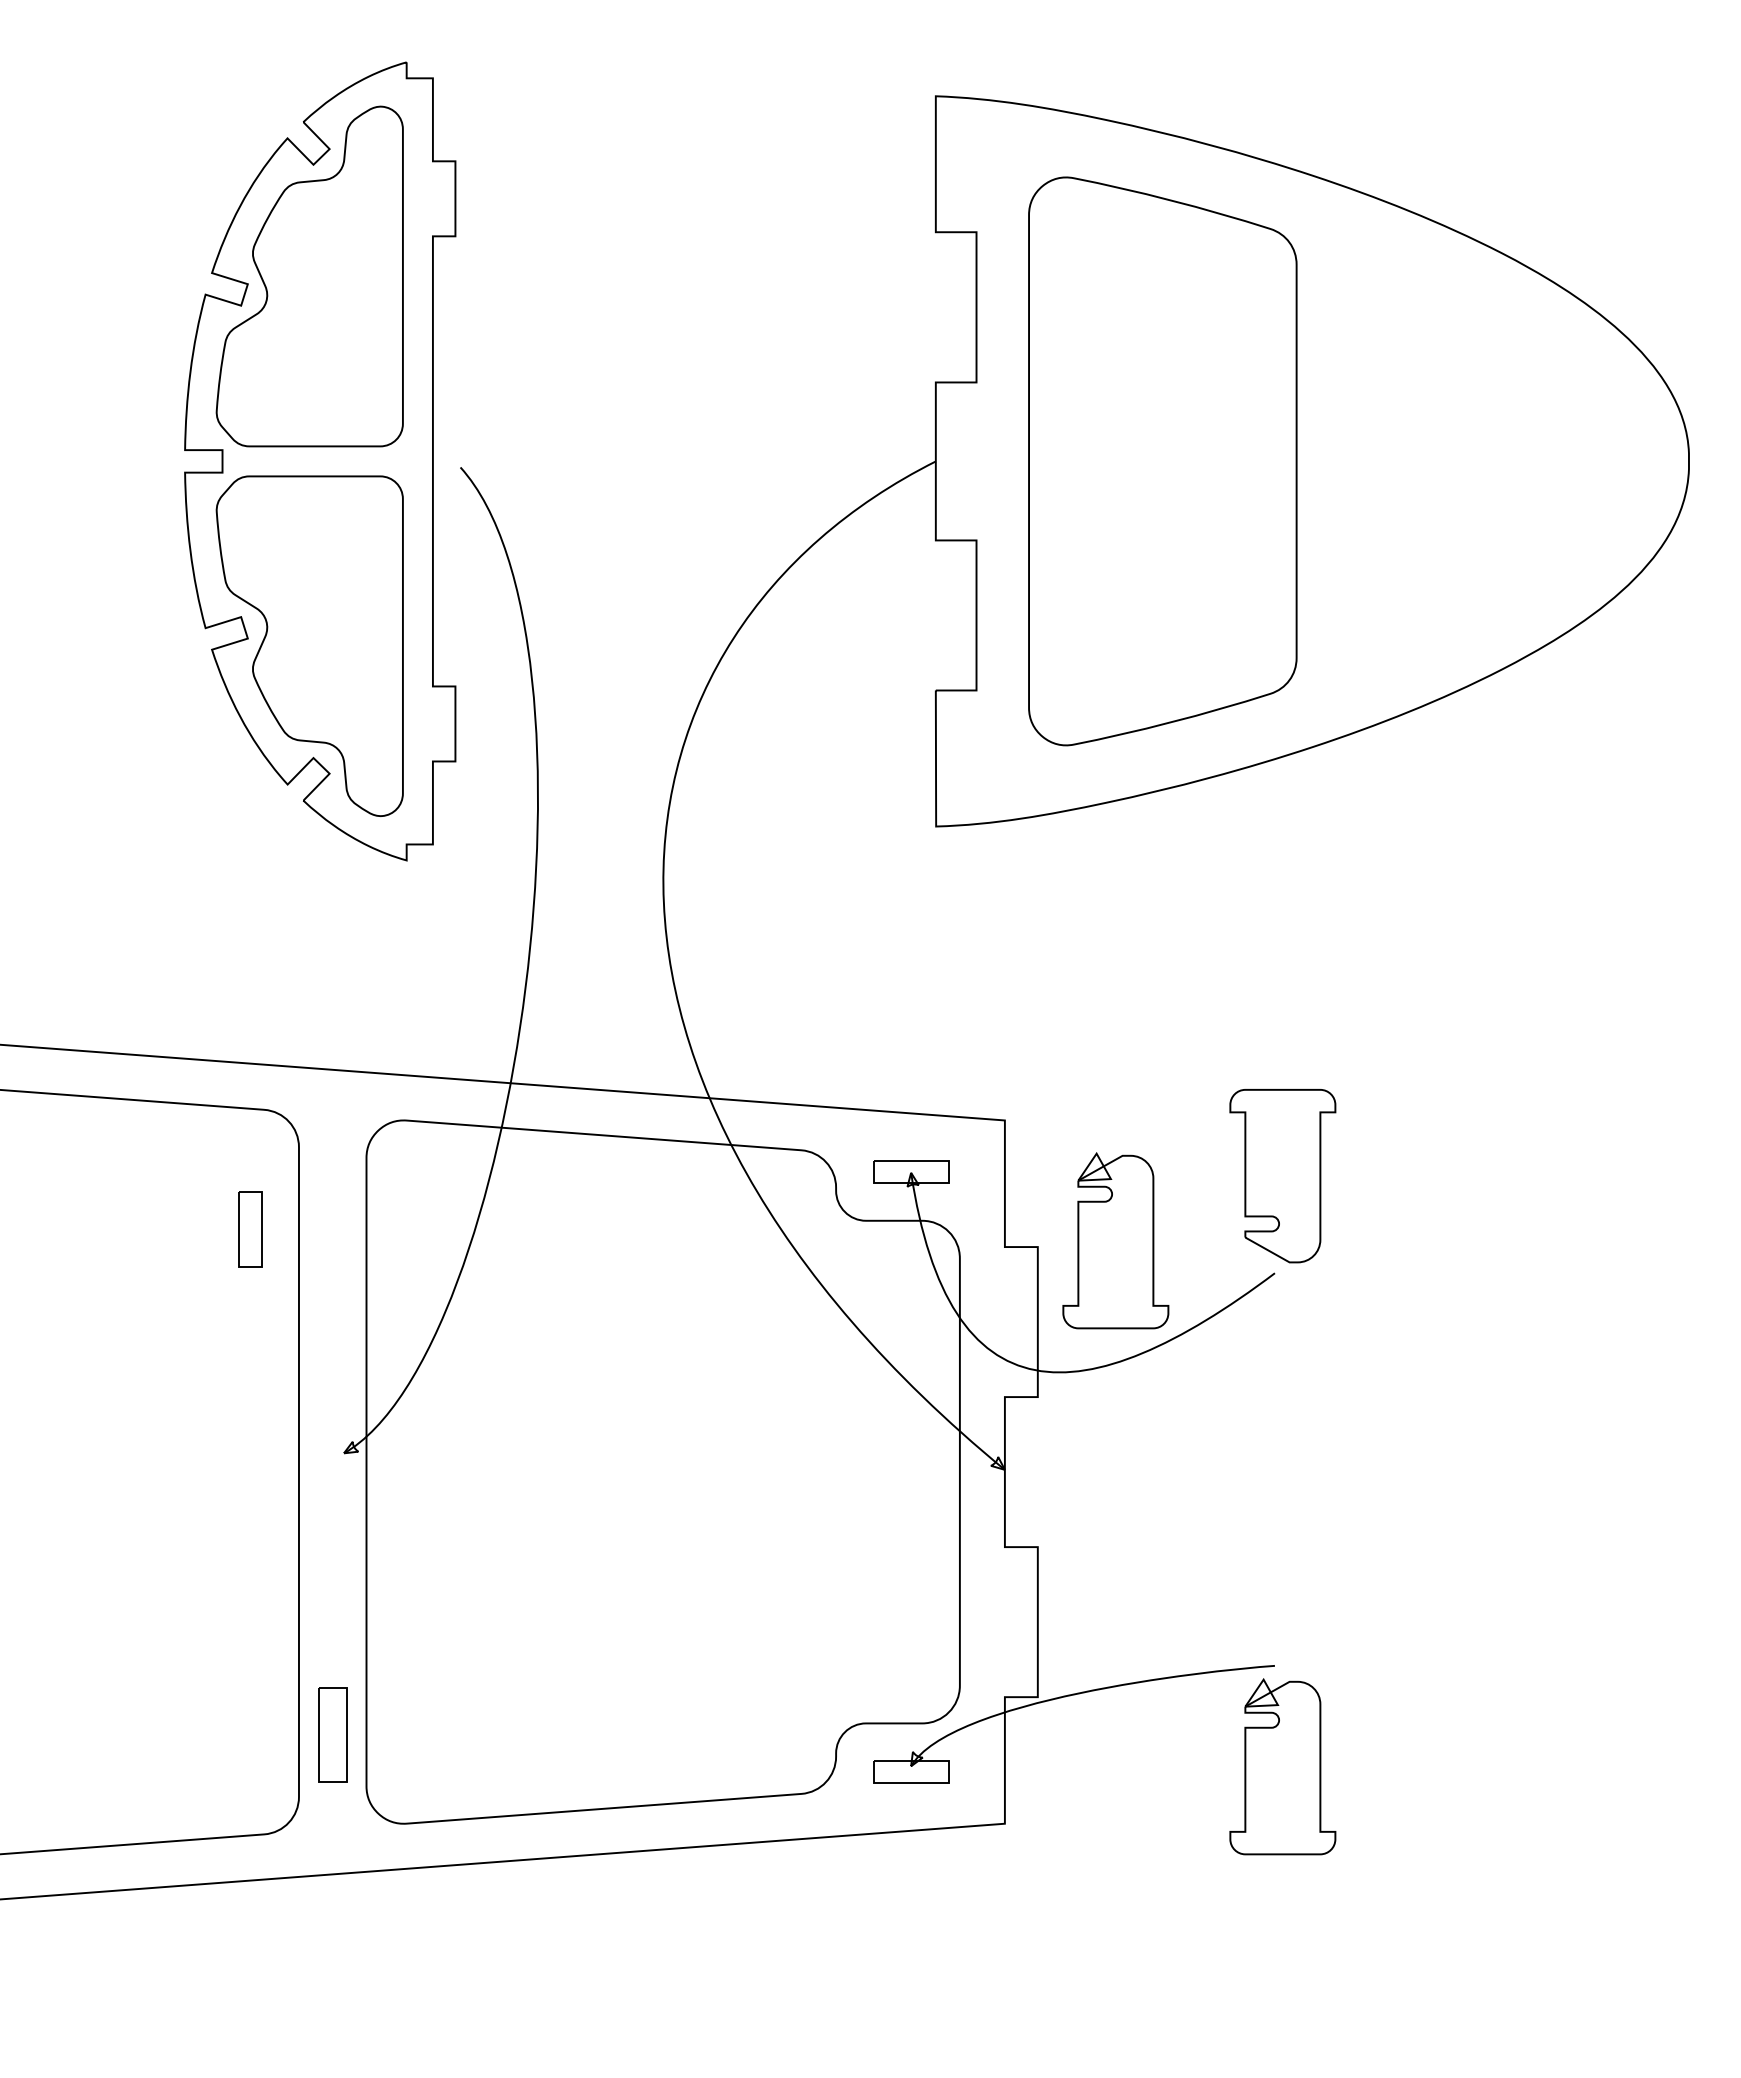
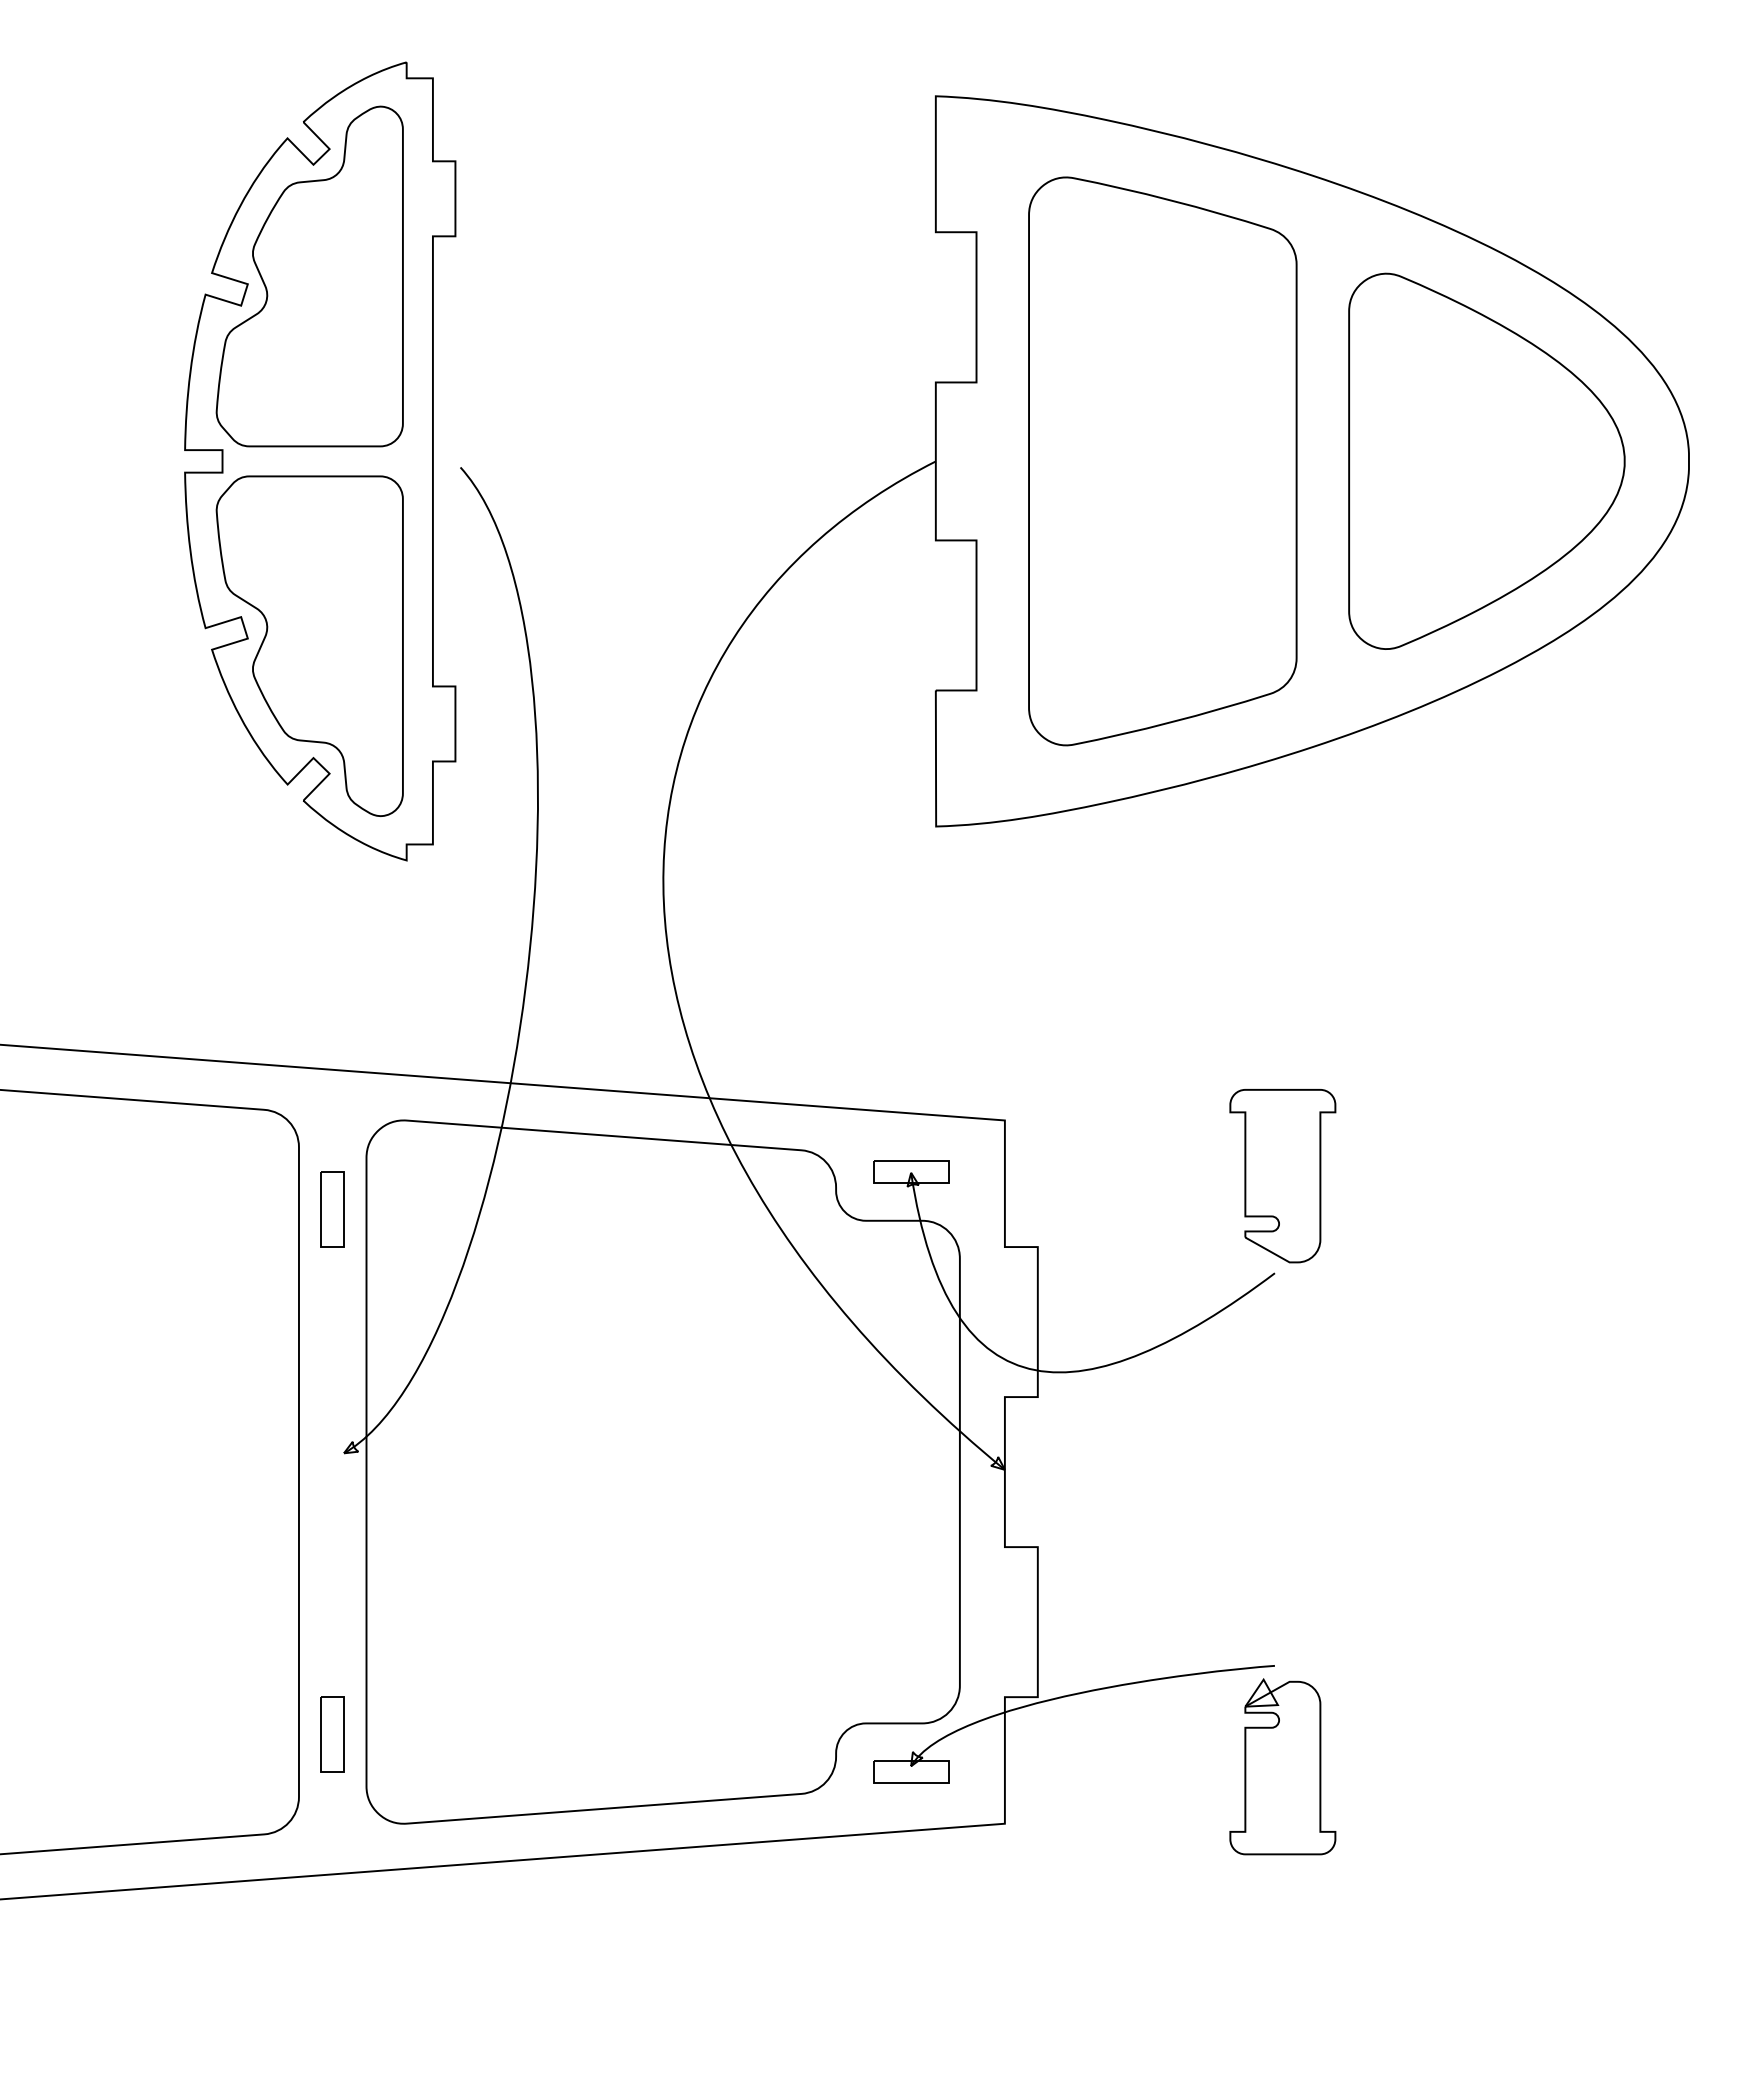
part: none -> present (1486, 460)
part position: (250, 1229) -> (332, 1209) (332, 1209)
part: present -> none (1115, 1240)
part size: 30x96 px -> 25x77 px (332, 1734)
